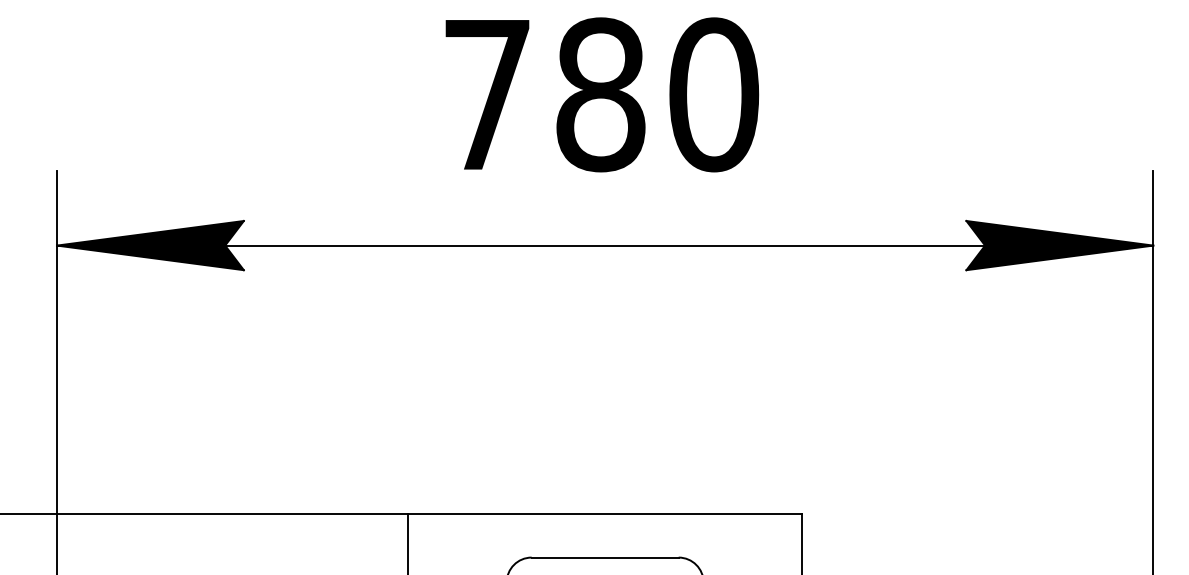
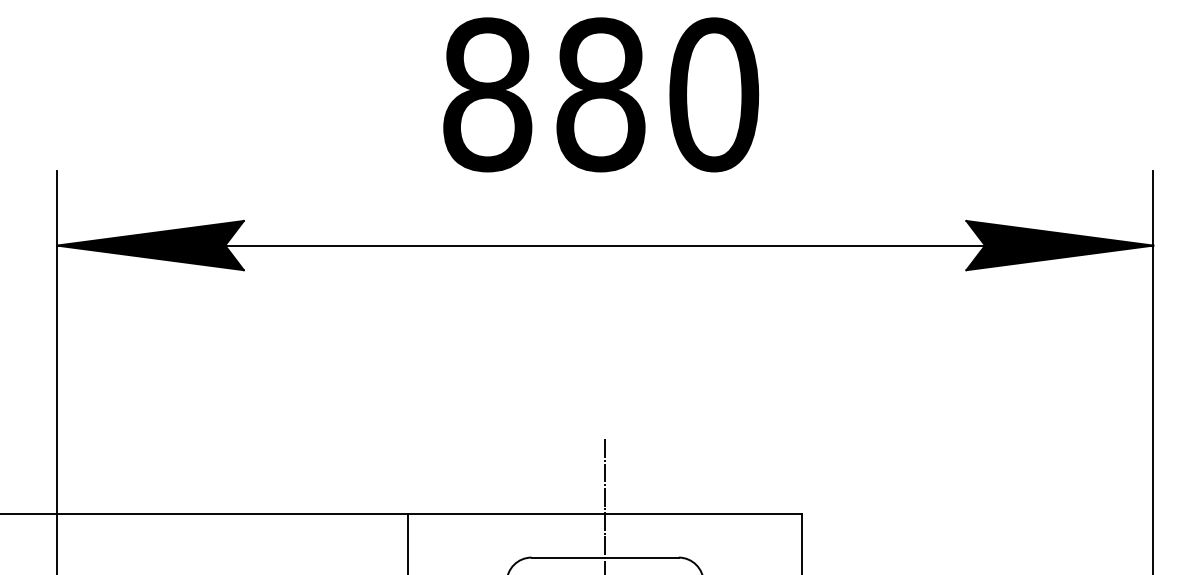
text: 780 -> 880 (487, 94)
line: none -> present (605, 505)
